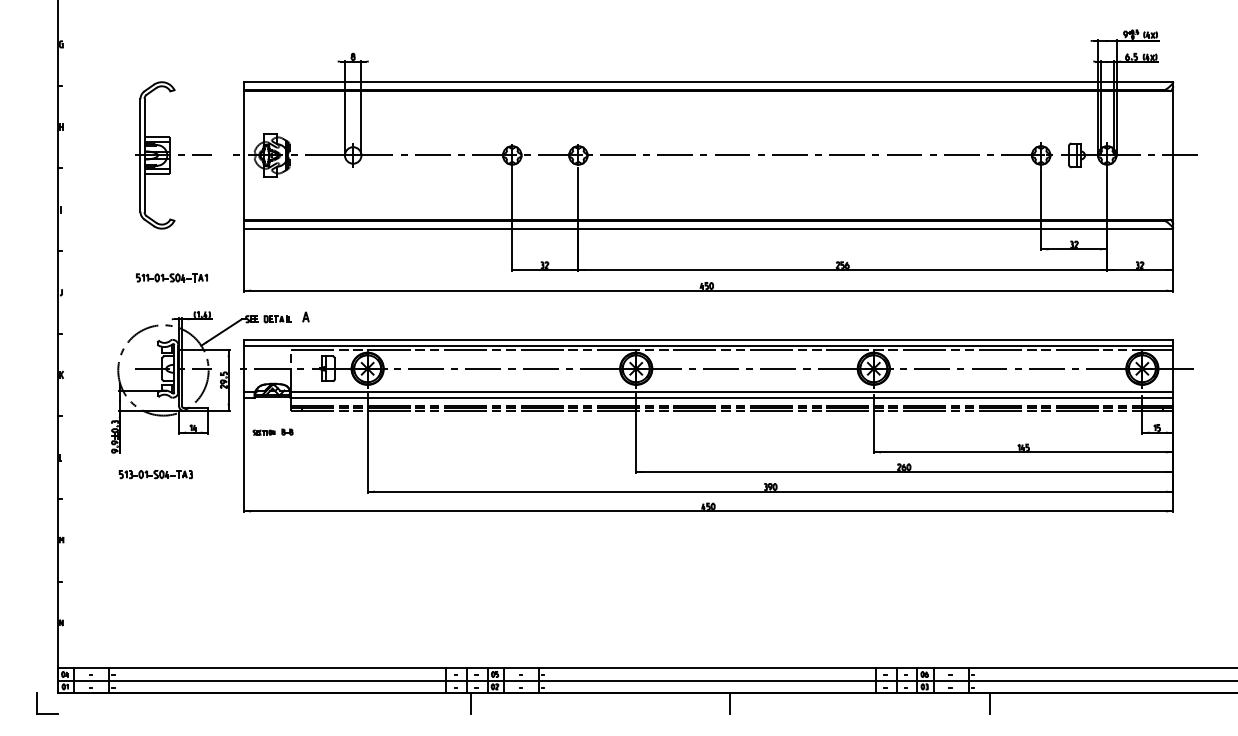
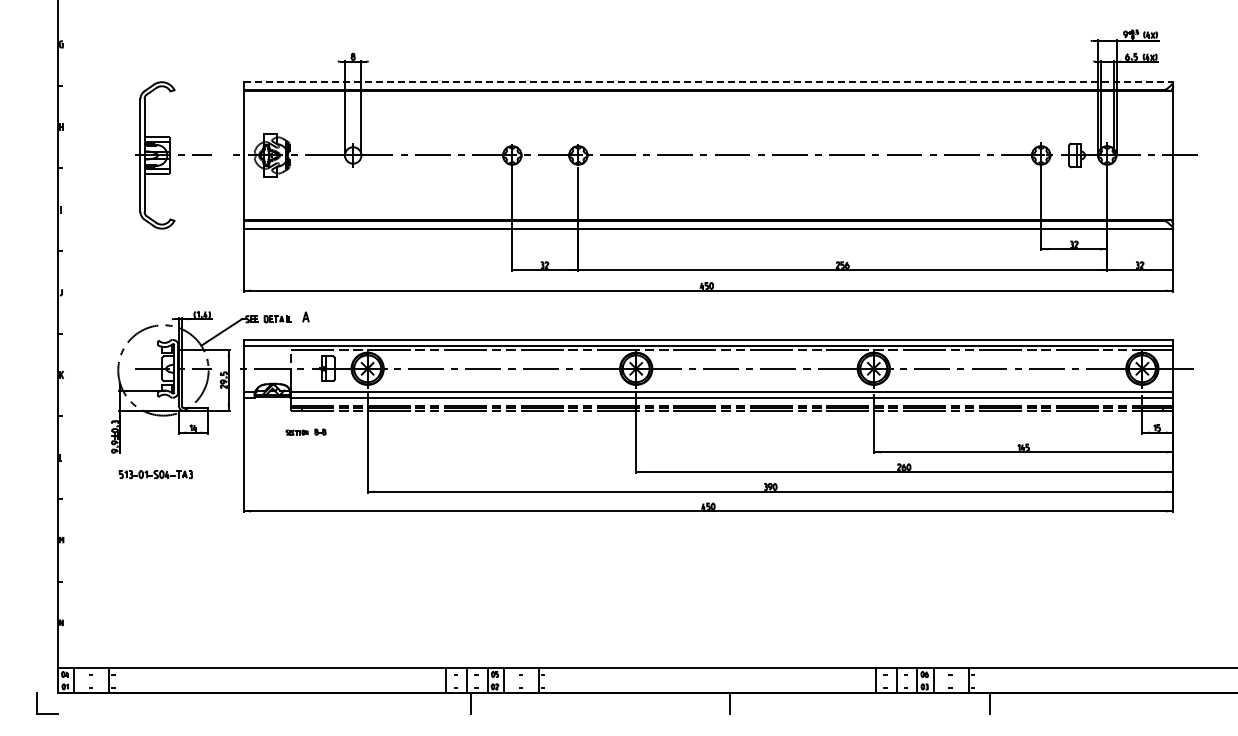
line: solid -> dashed (708, 82)
part: present -> none (171, 277)
part position: (272, 431) -> (305, 431) (305, 431)
line: present -> none (645, 680)
